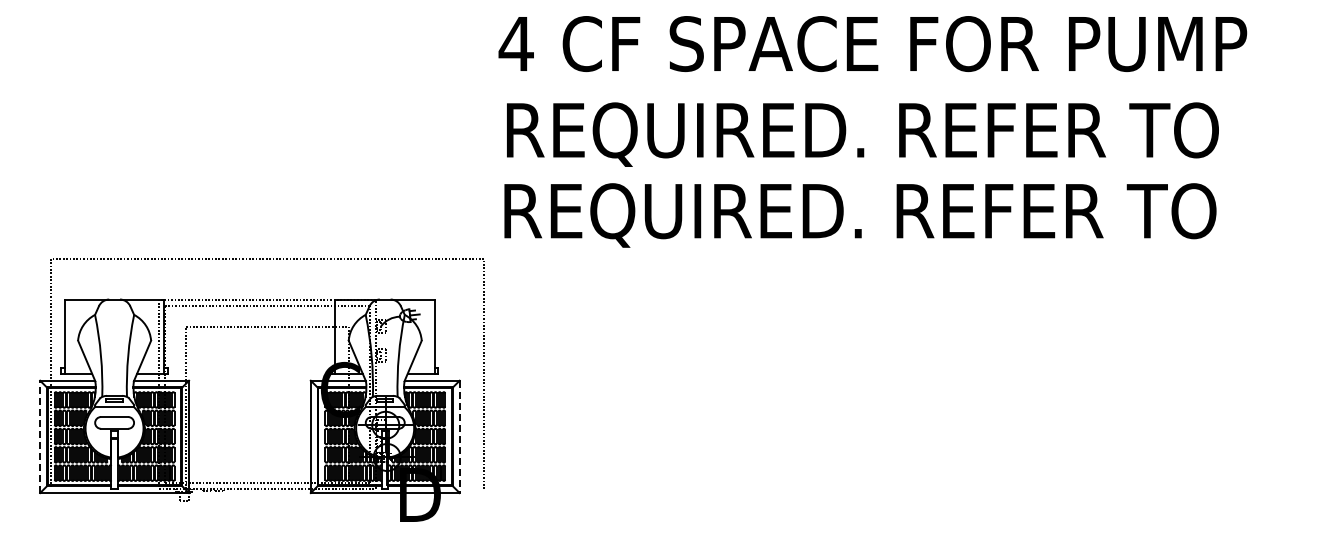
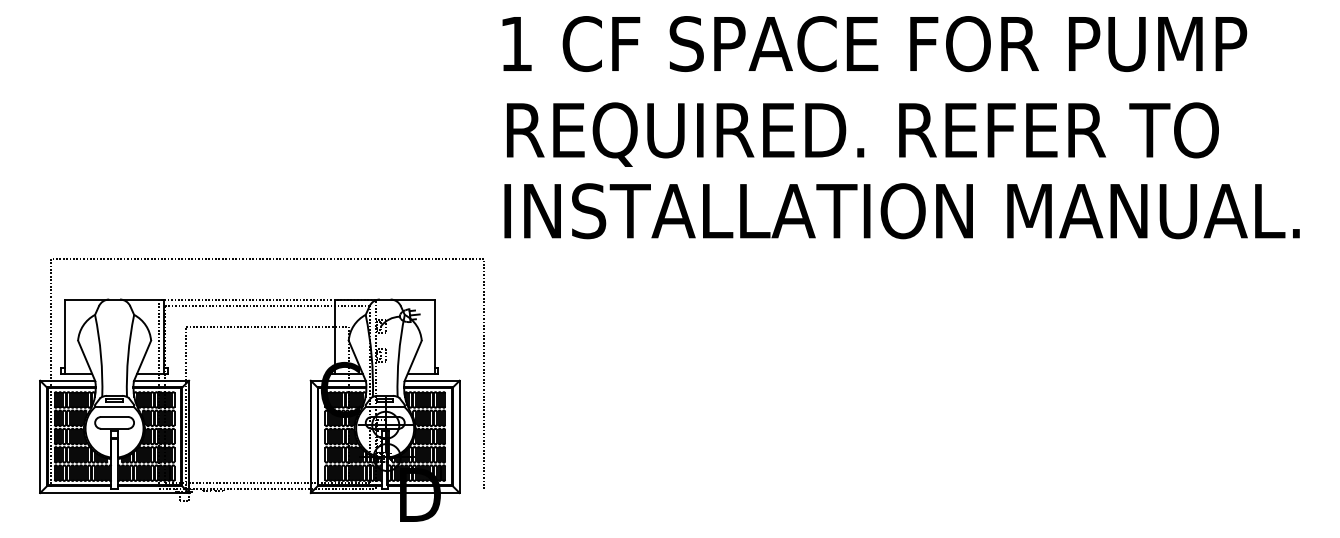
text: 4 -> 1 (515, 43)
text: REQUIRED. REFER TO -> INSTALLATION MANUAL. (905, 215)
line: dashed -> solid (40, 436)
line: dashed -> solid (459, 437)
